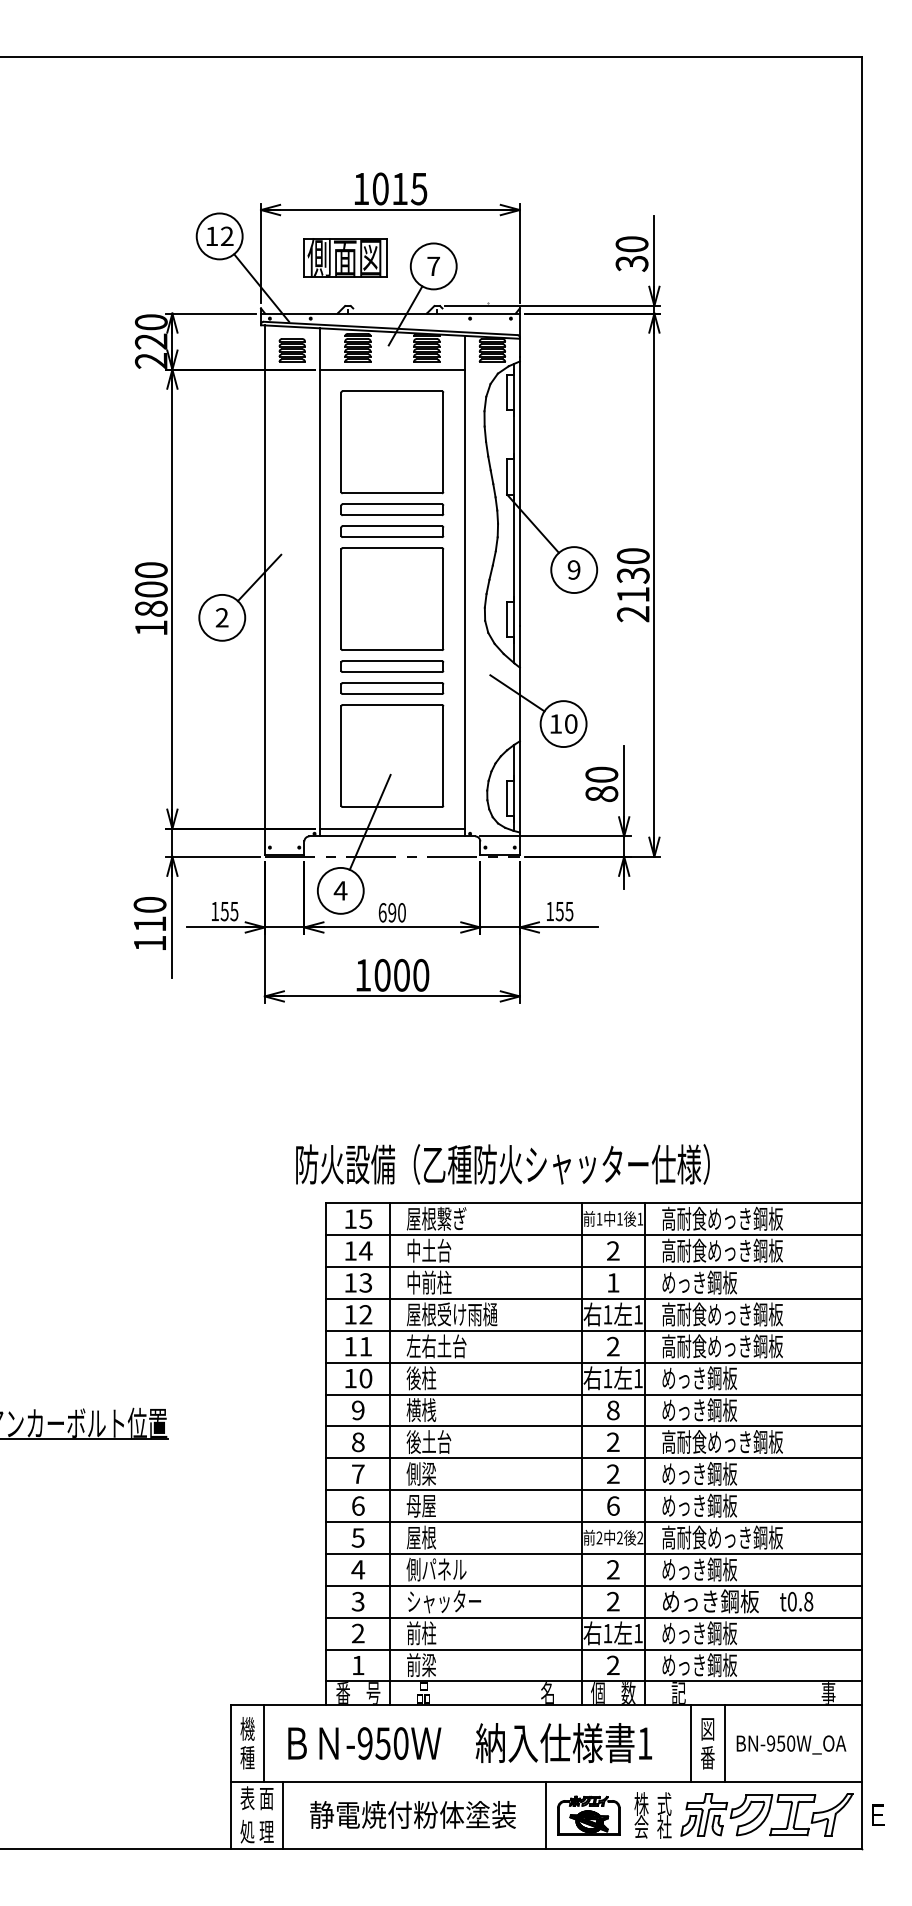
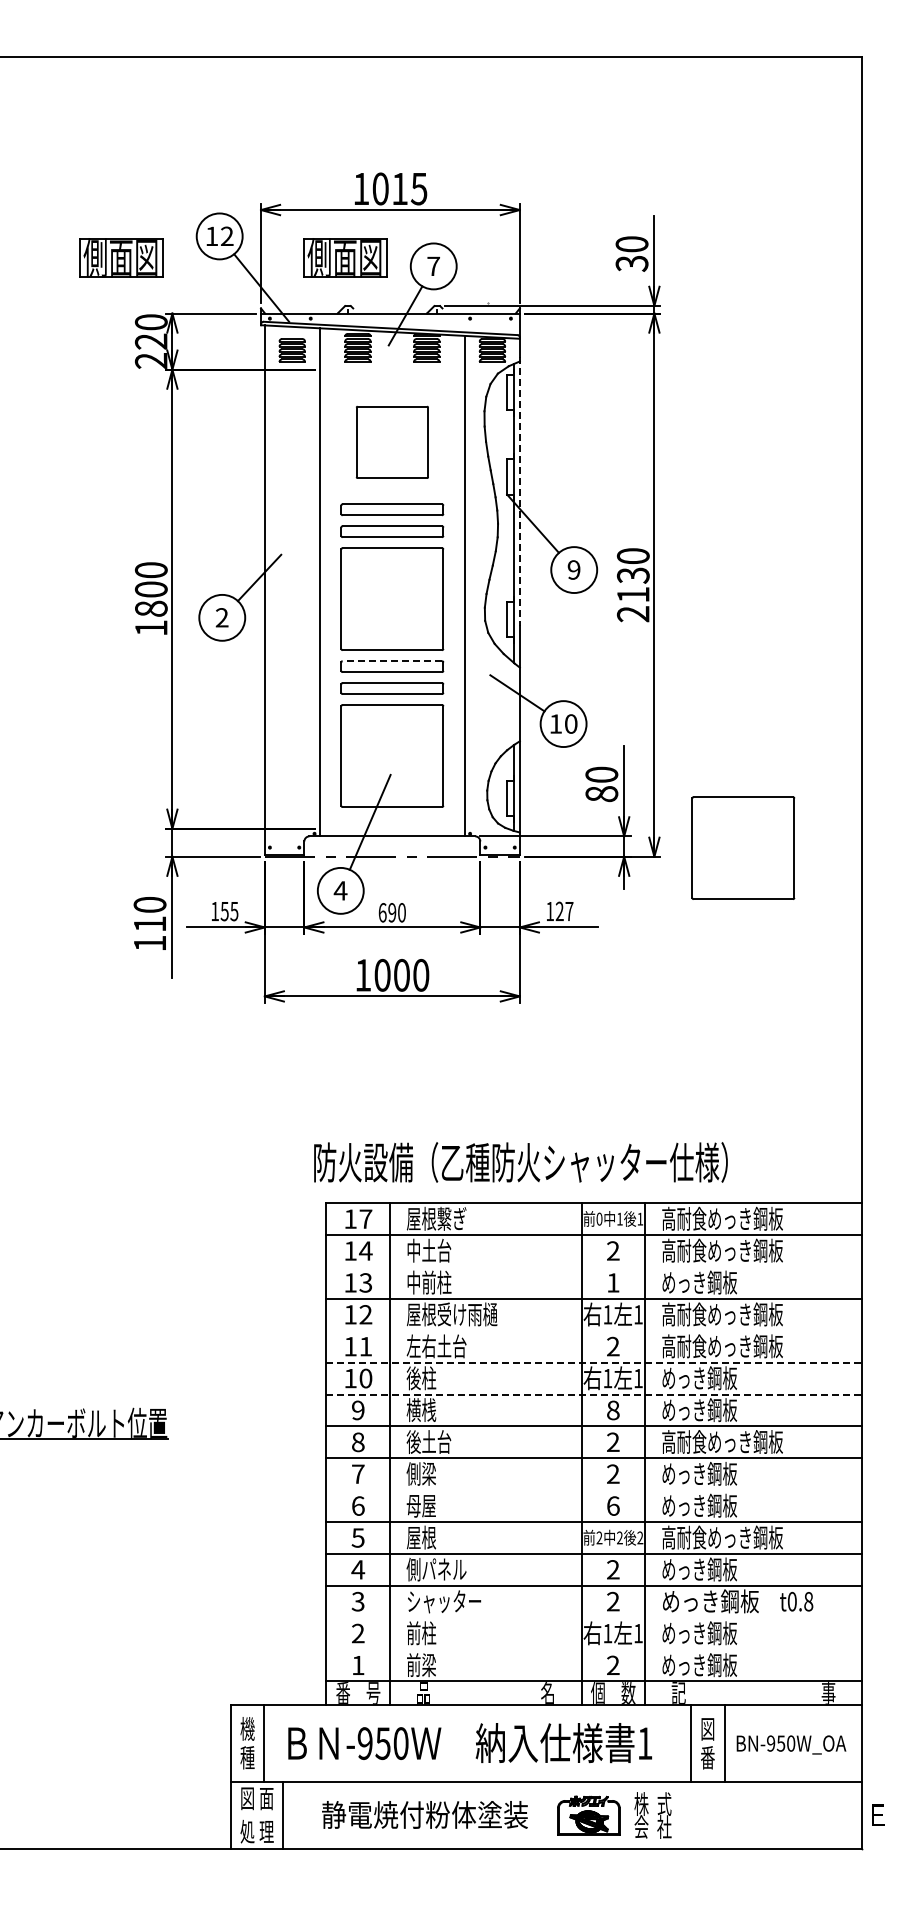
part: none -> present (121, 257)
line: present -> none (392, 369)
part size: 105x105 px -> 74x74 px (391, 441)
line: solid -> dashed (519, 491)
line: solid -> dashed (392, 661)
line: present -> none (392, 828)
part: none -> present (743, 847)
text: 155 -> 127 (564, 911)
text position: (502, 1164) -> (520, 1162) (520, 1162)
text: 15 -> 17 (365, 1218)
text: 1 -> 0 (599, 1218)
line: present -> none (594, 1267)
line: present -> none (594, 1330)
line: solid -> dashed (594, 1362)
line: solid -> dashed (594, 1394)
line: present -> none (594, 1490)
line: present -> none (594, 1617)
line: present -> none (594, 1649)
text: 表 -> 図 (247, 1798)
text position: (412, 1814) -> (424, 1814) (424, 1814)
line: present -> none (546, 1814)
part: present -> none (766, 1814)
